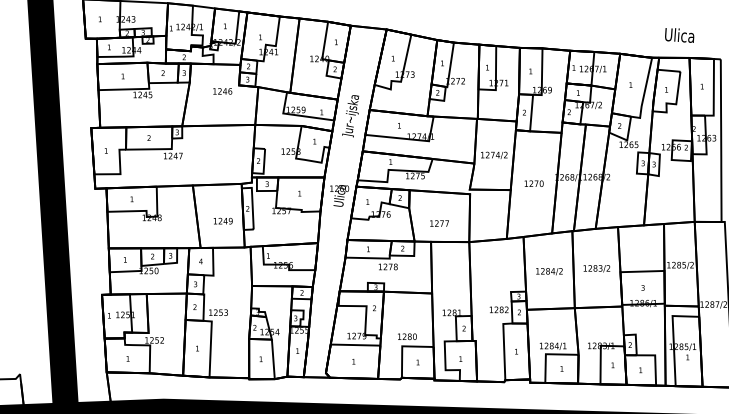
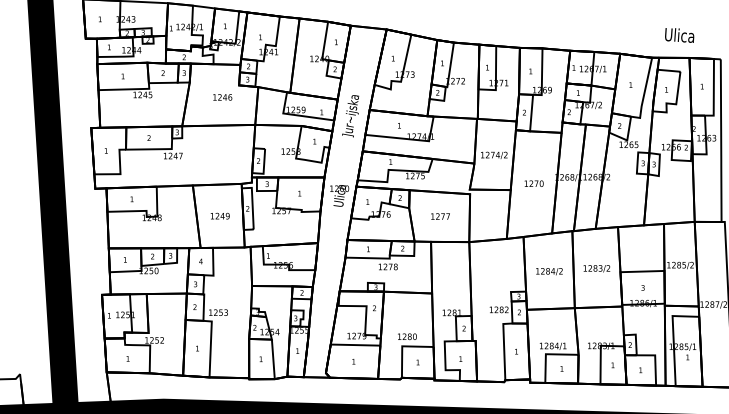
text position: (222, 91) -> (222, 97) (222, 97)
text position: (222, 220) -> (219, 215) (219, 215)
text position: (439, 223) -> (440, 216) (440, 216)
